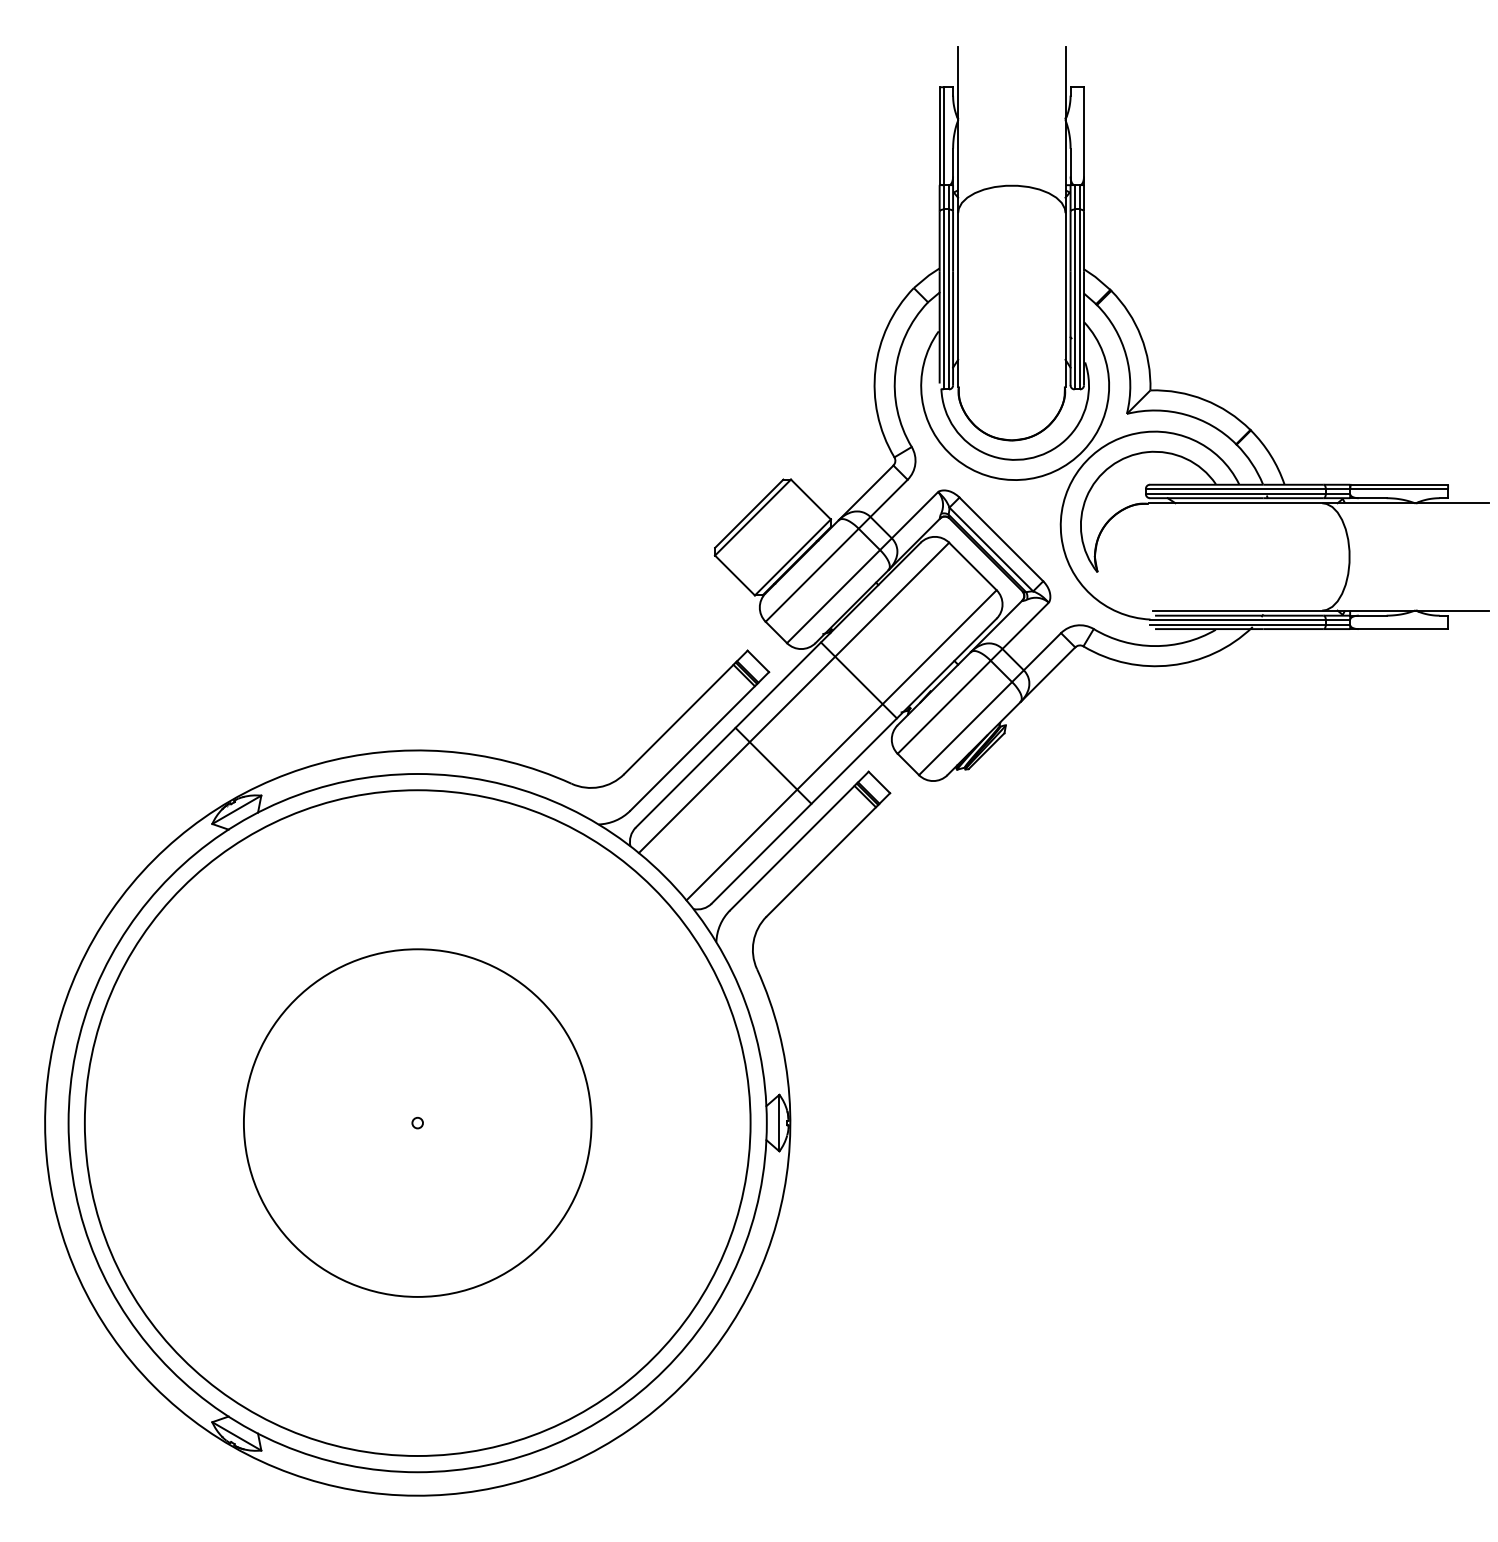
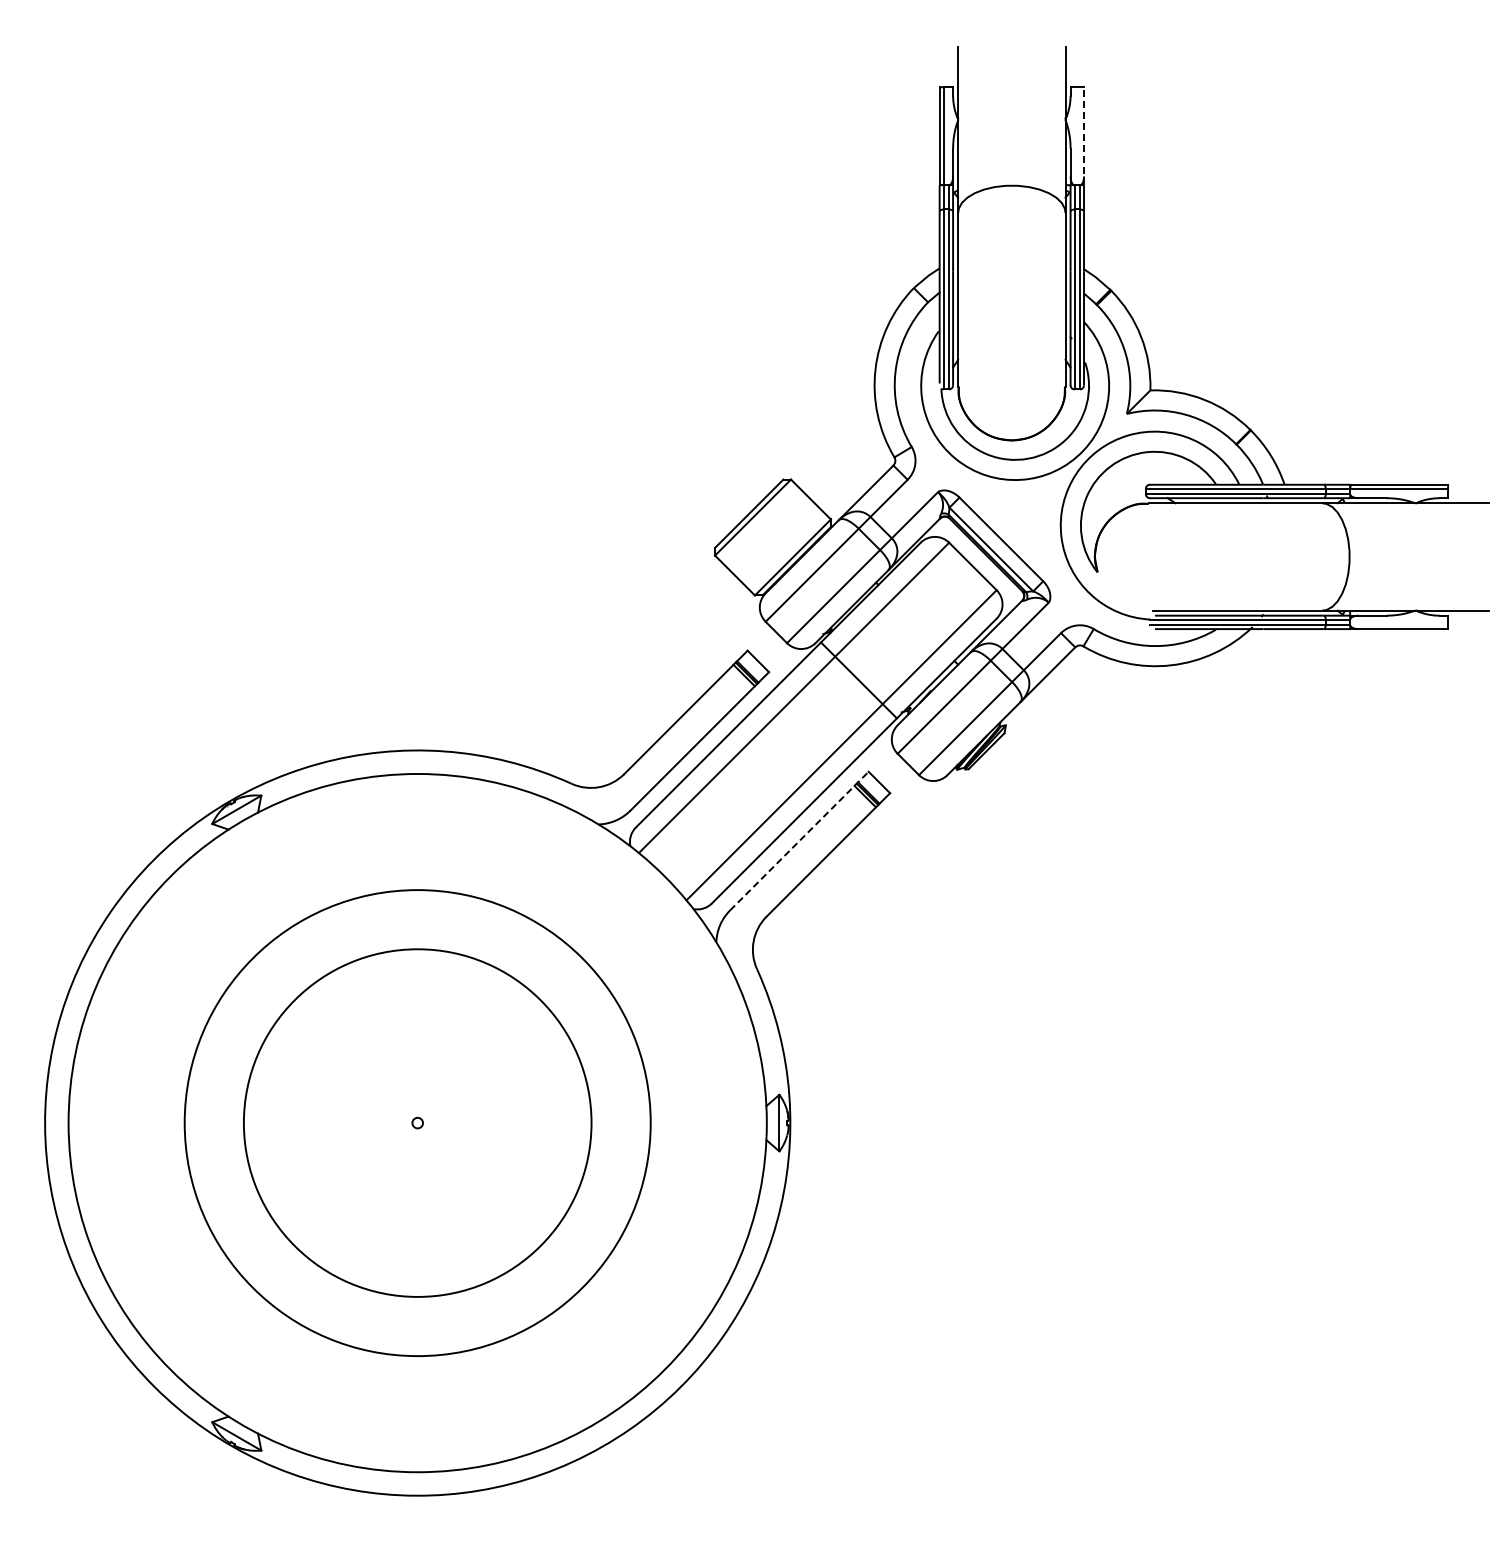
line: solid -> dashed (1084, 136)
line: present -> none (773, 765)
line: solid -> dashed (799, 840)
circle diameter: 666 px -> 466 px (417, 1123)
